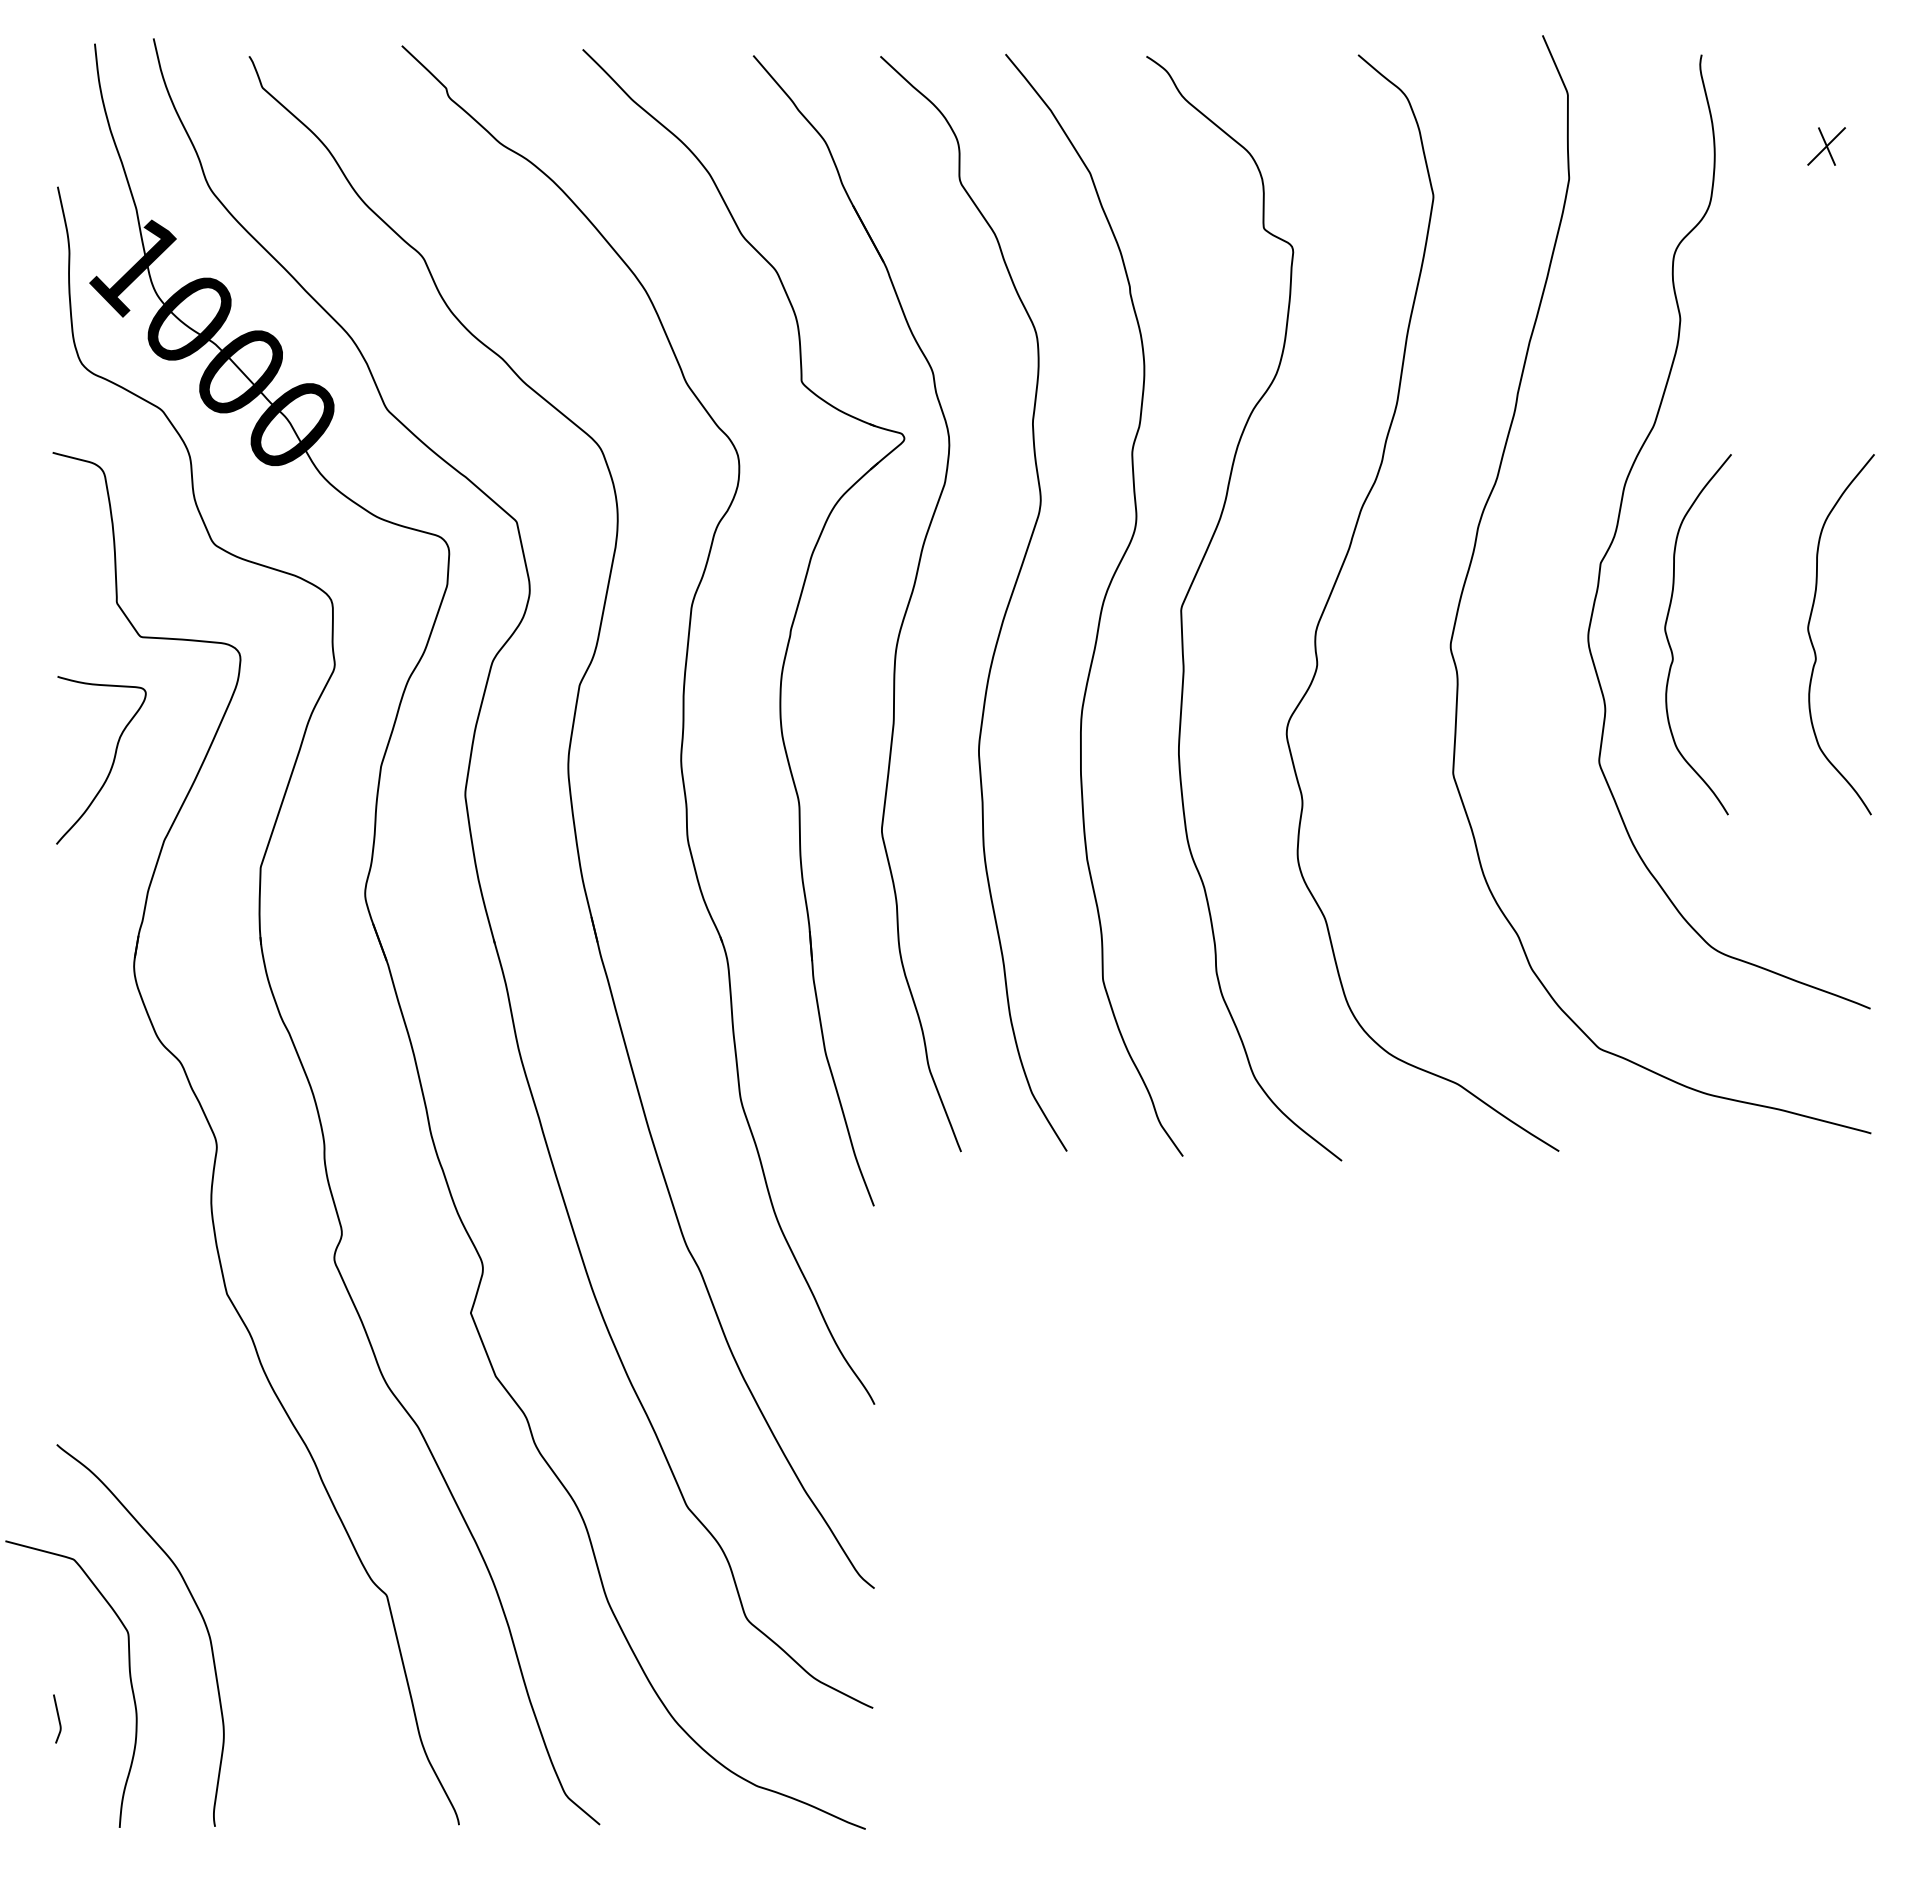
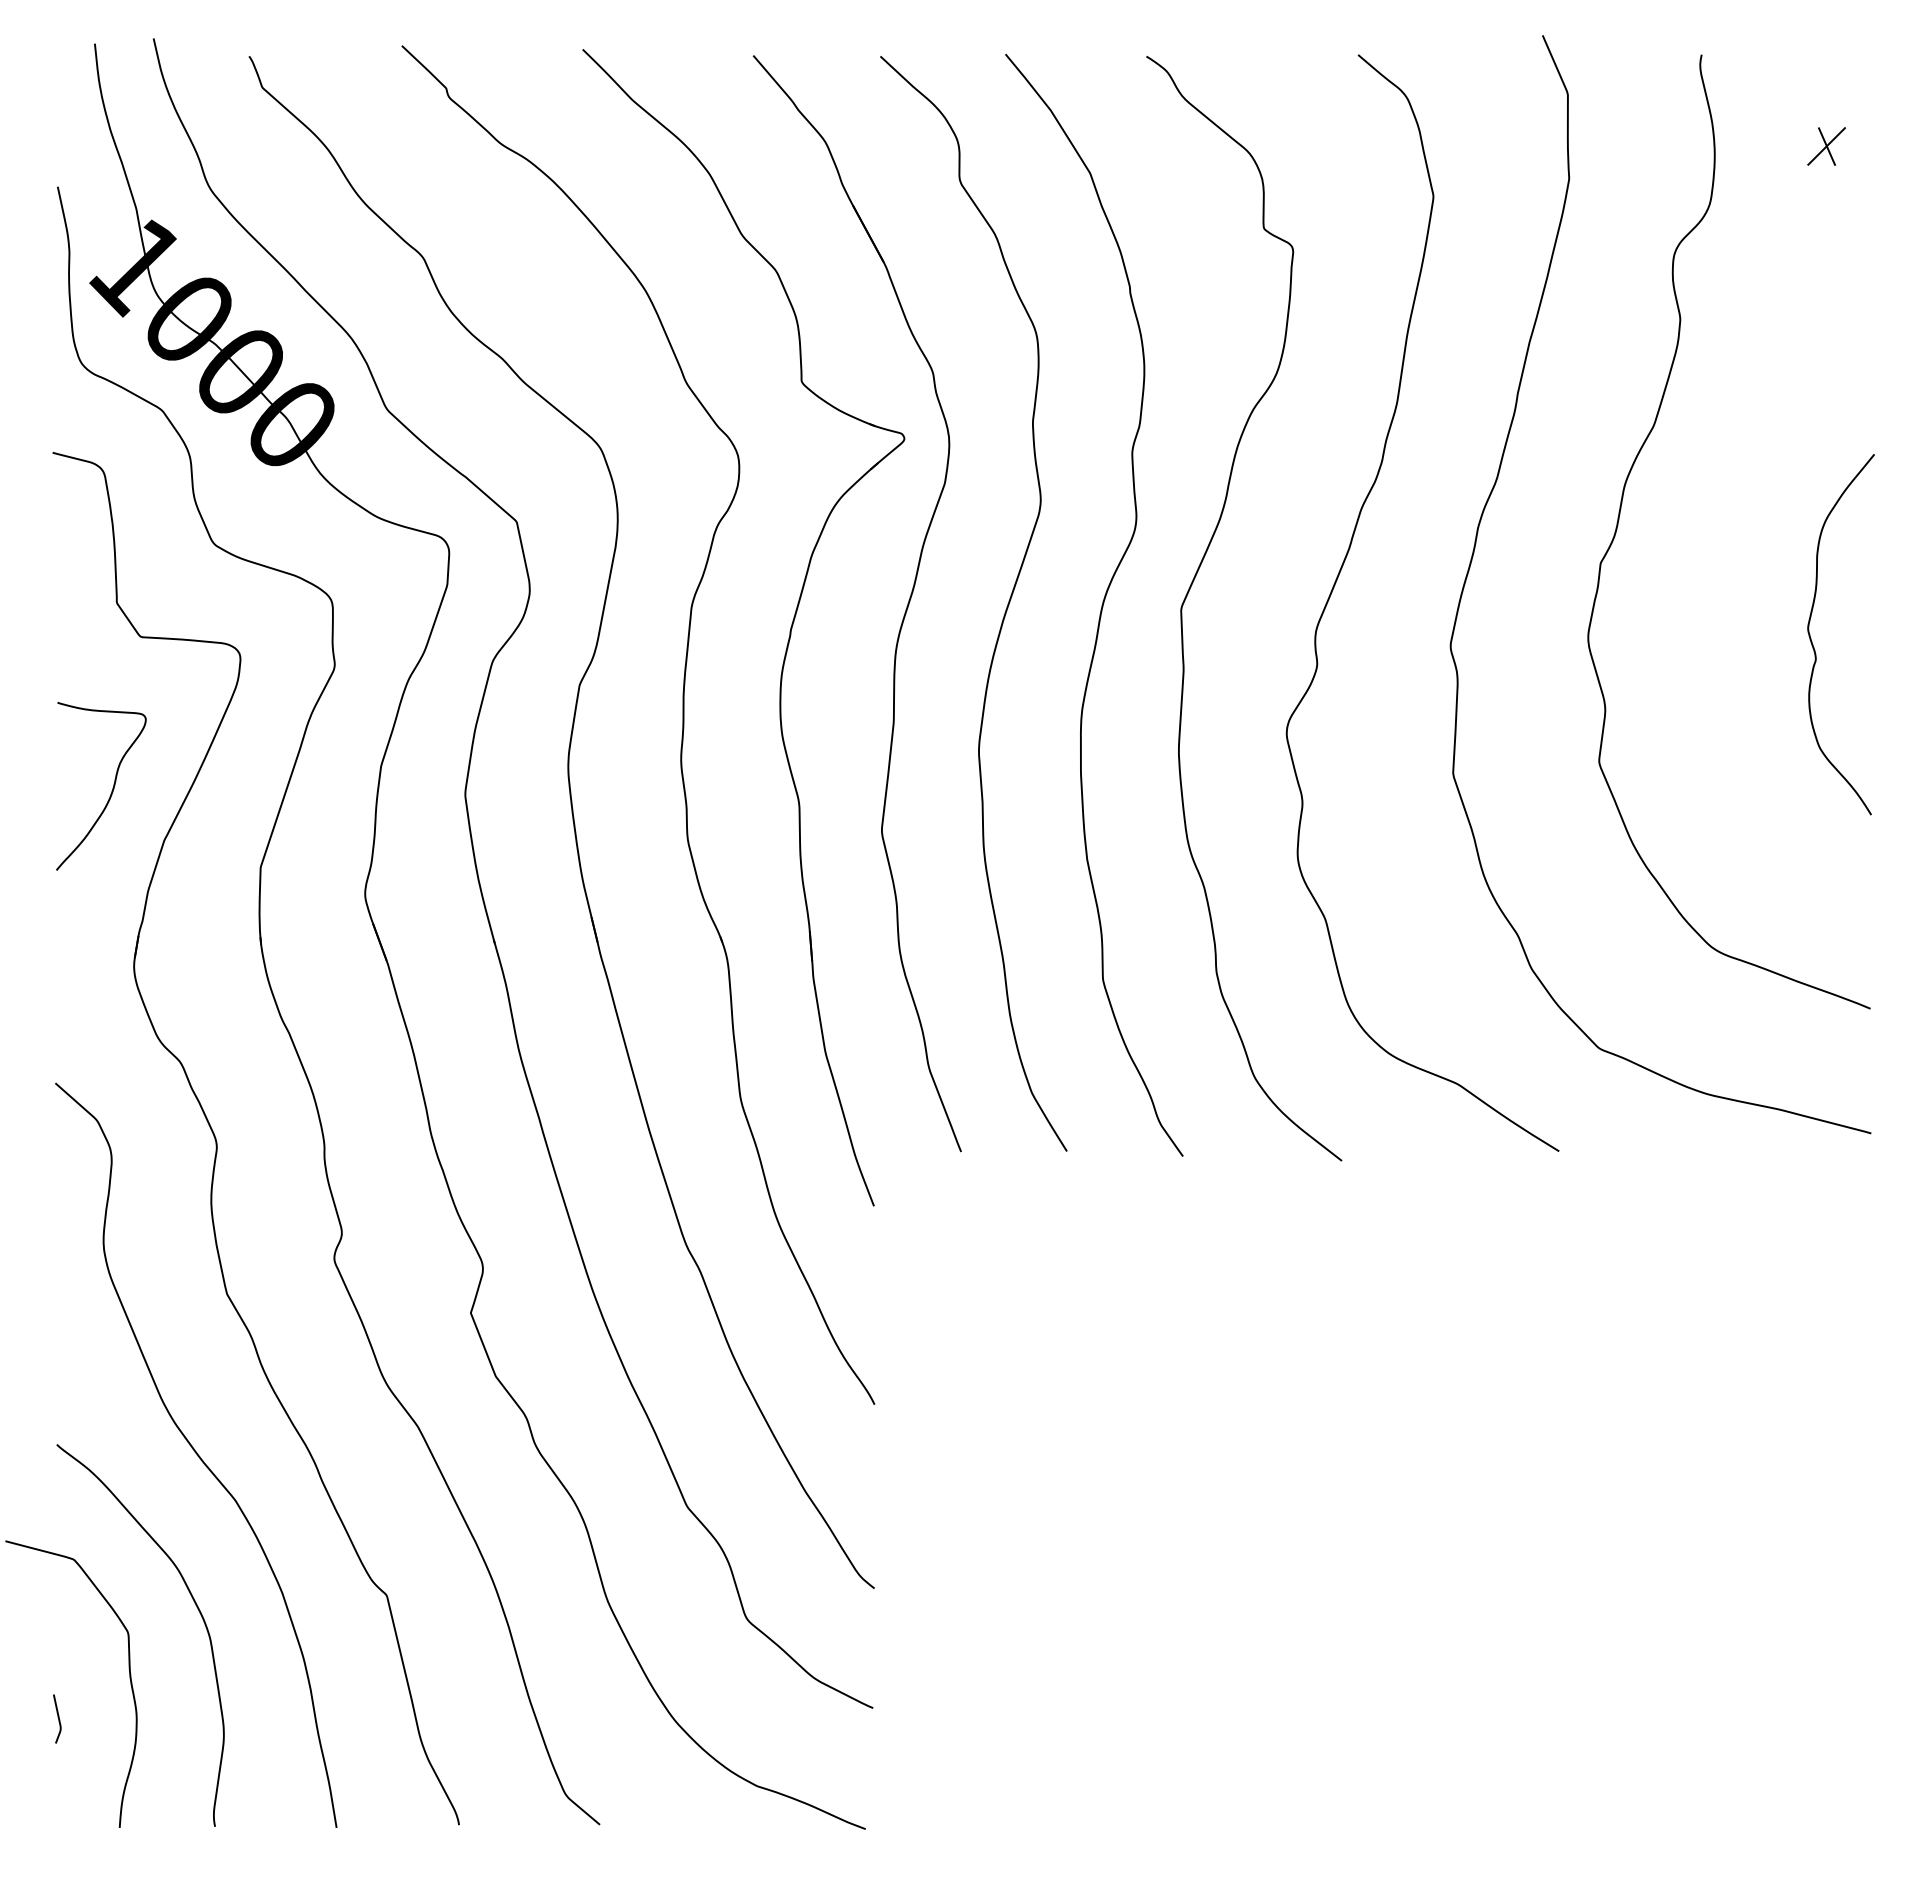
curve: present -> none (1670, 644)
curve position: (111, 764) -> (111, 790) (111, 790)
curve: none -> present (196, 1454)
